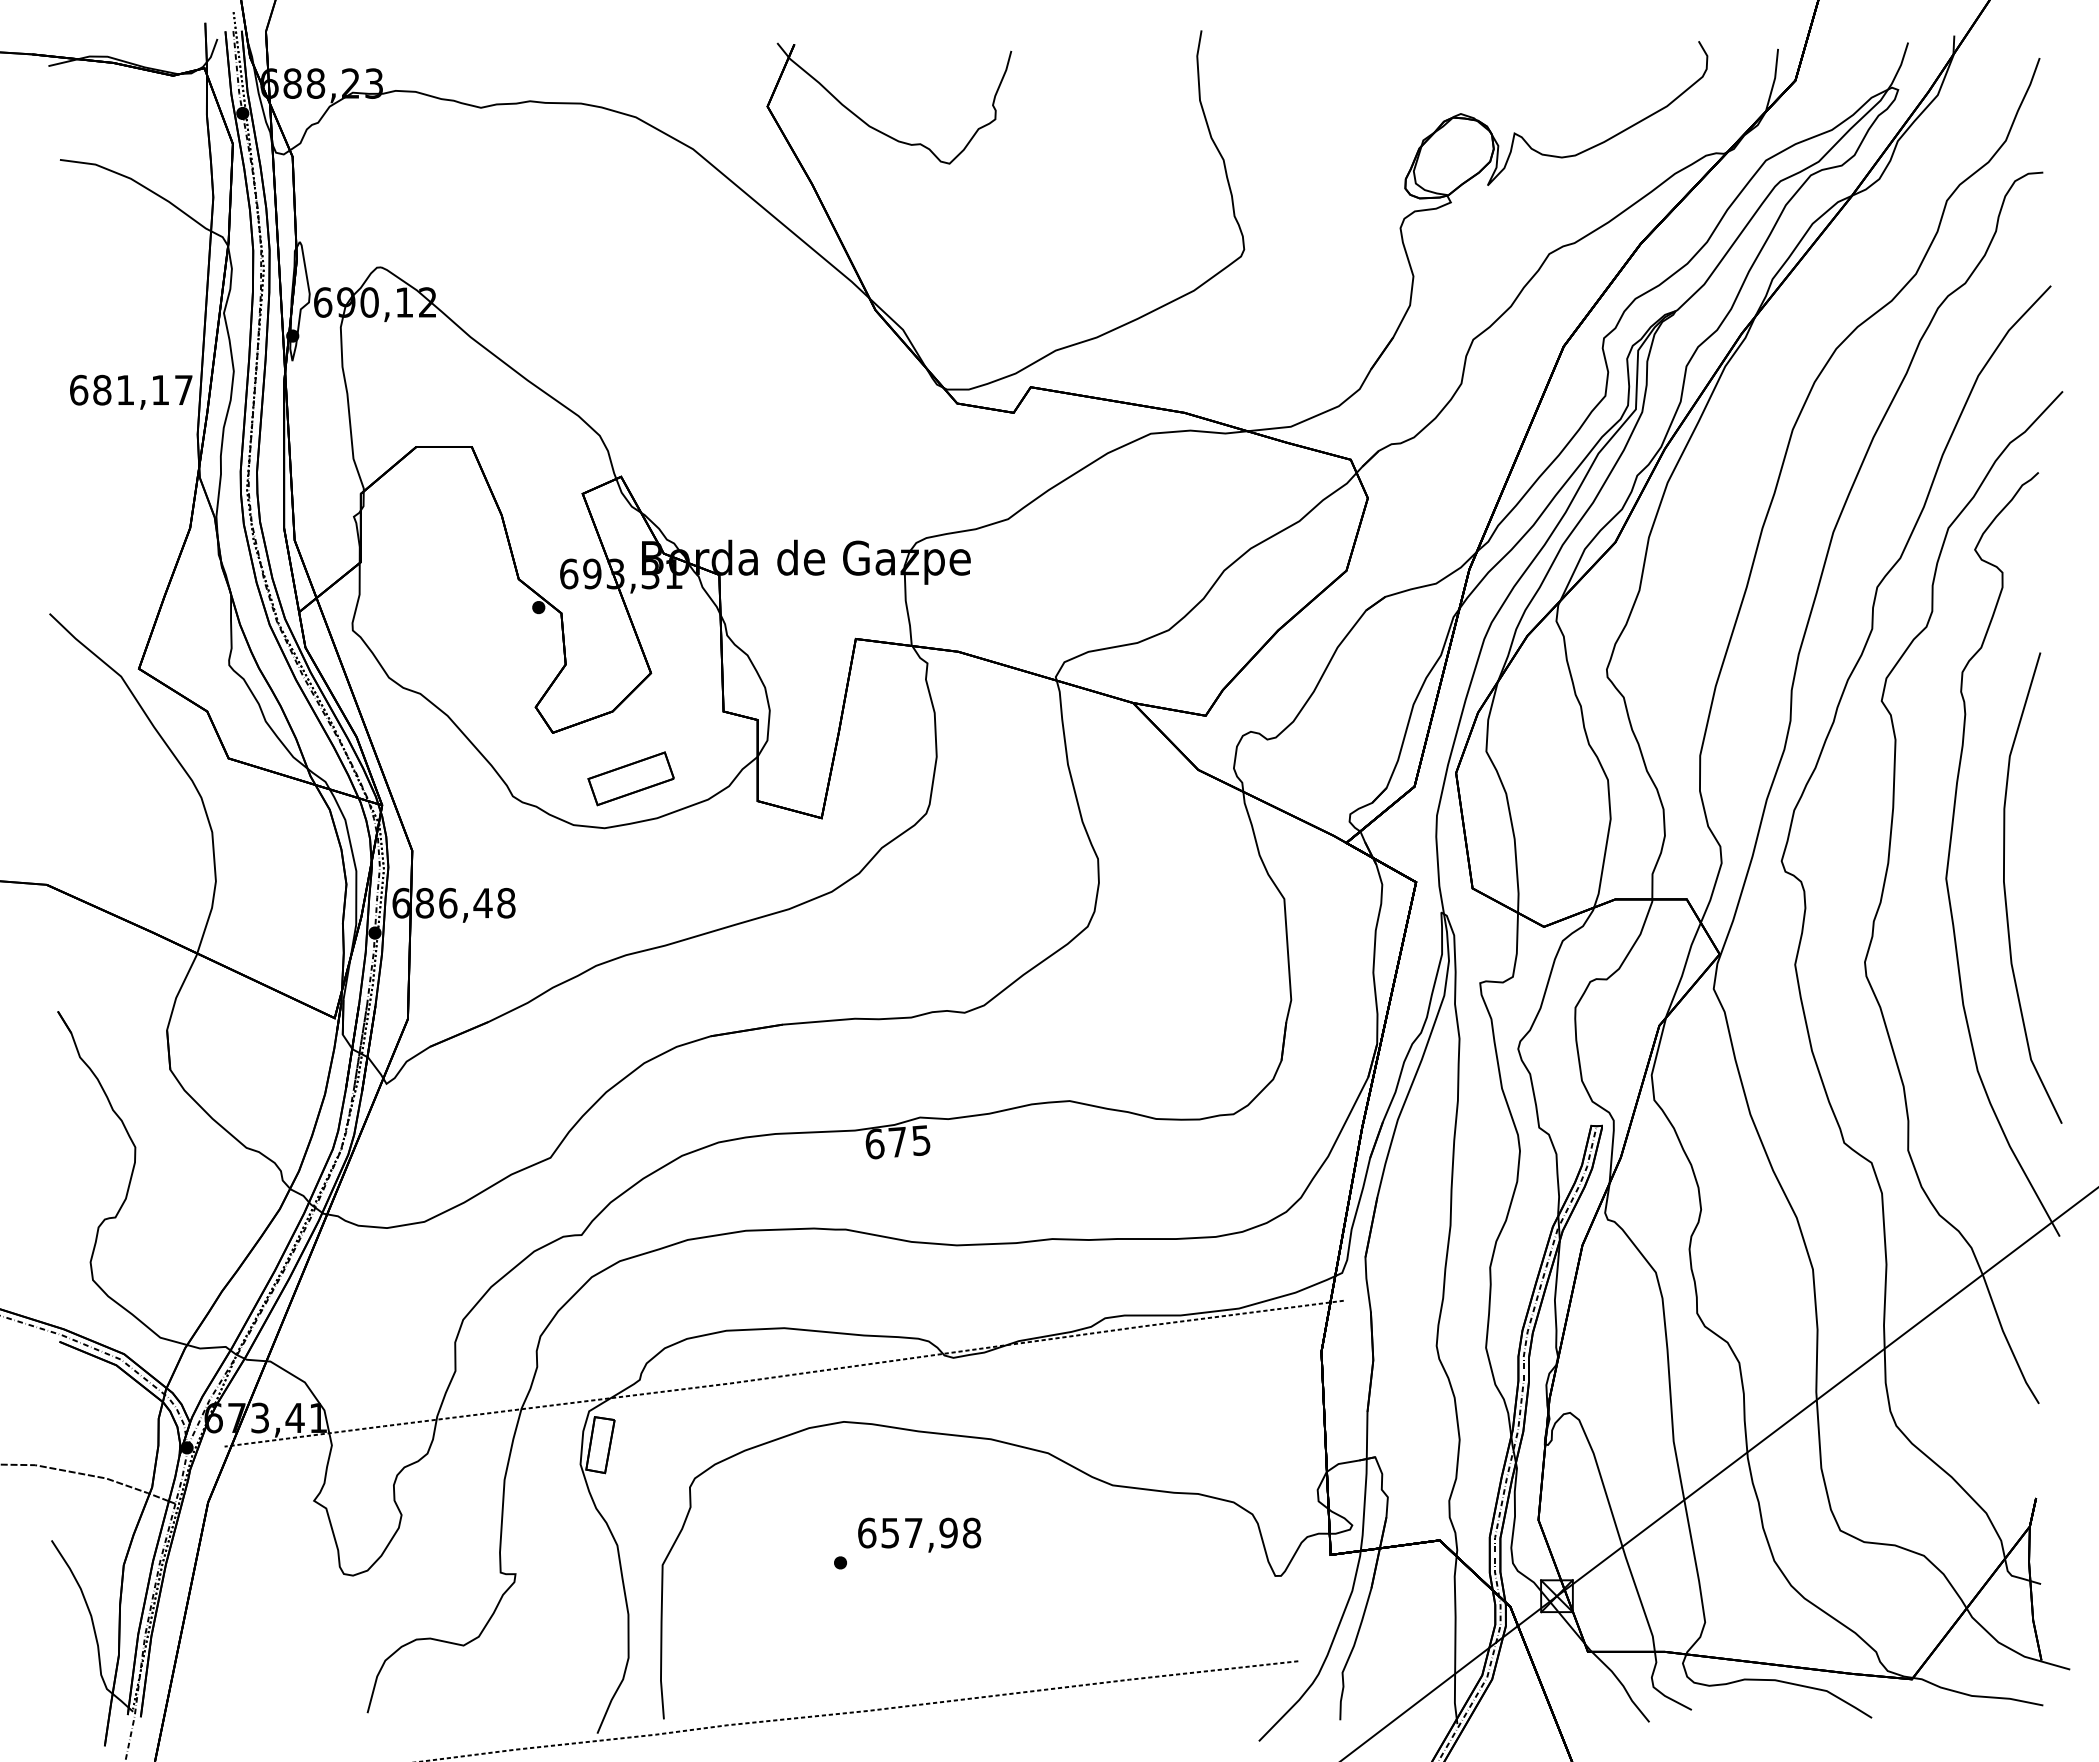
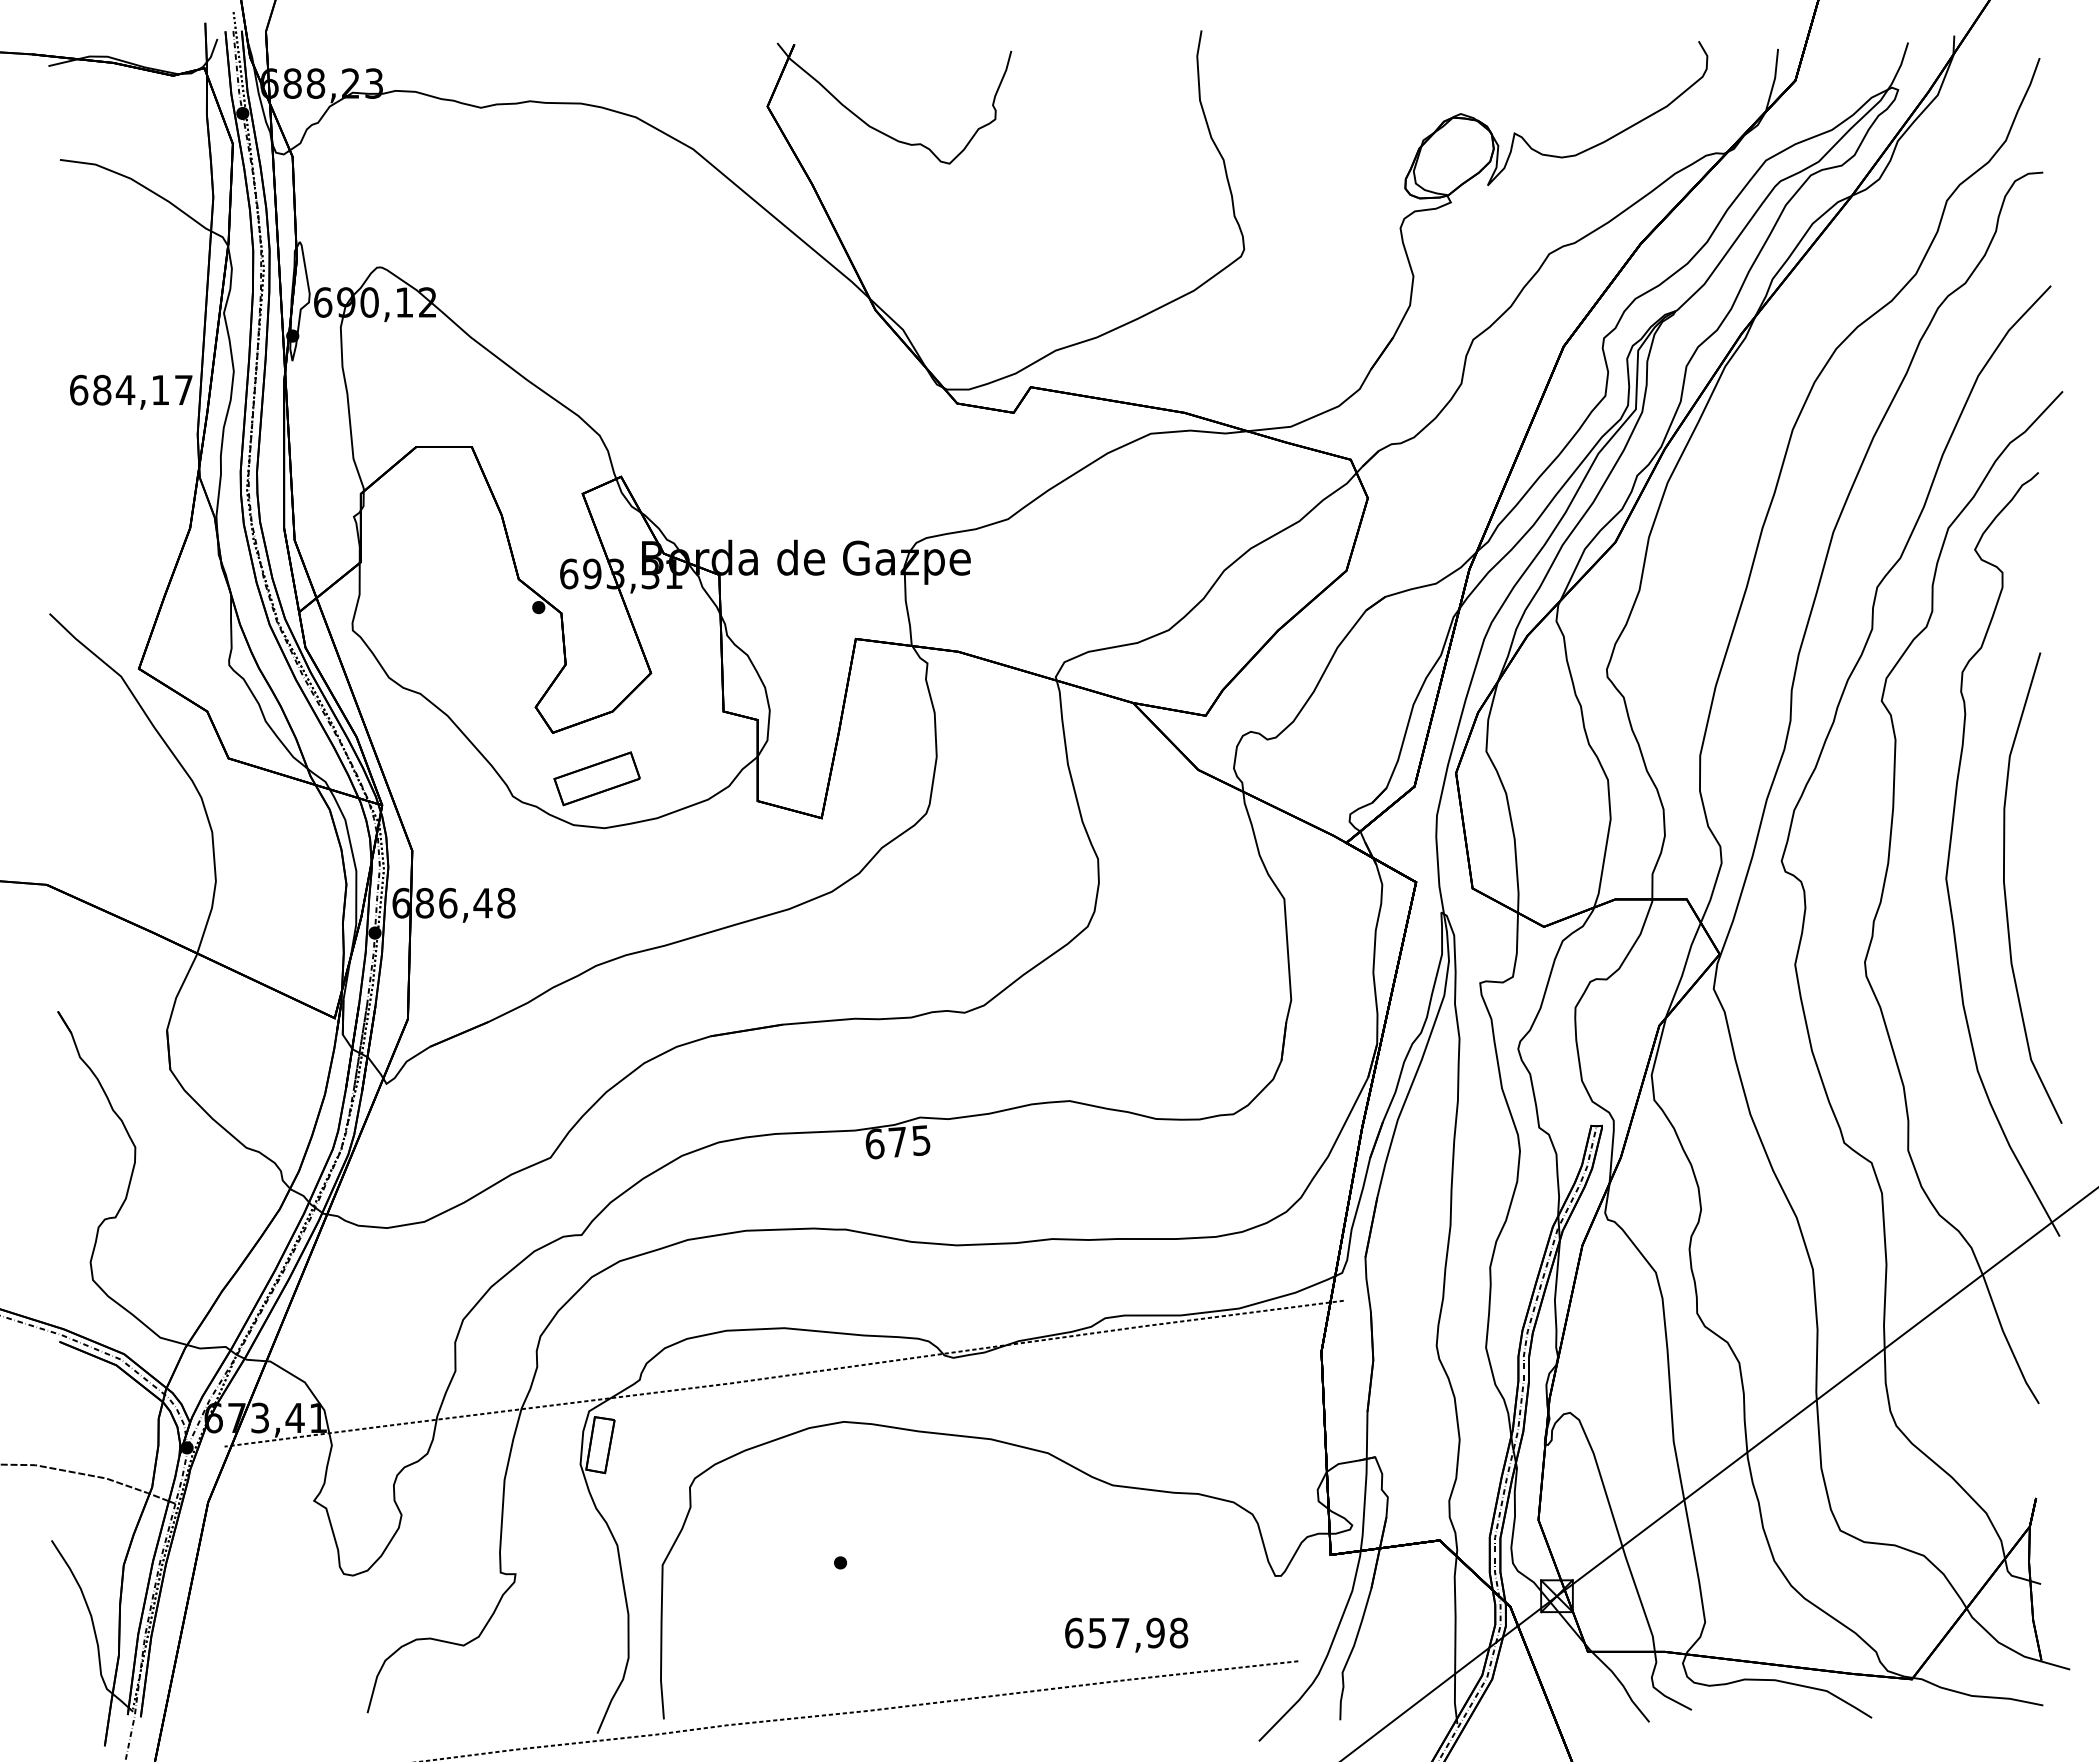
text: 681,17 -> 684,17 (125, 389)
part position: (630, 778) -> (596, 778) (596, 778)
text position: (919, 1534) -> (1126, 1634) (1126, 1634)
